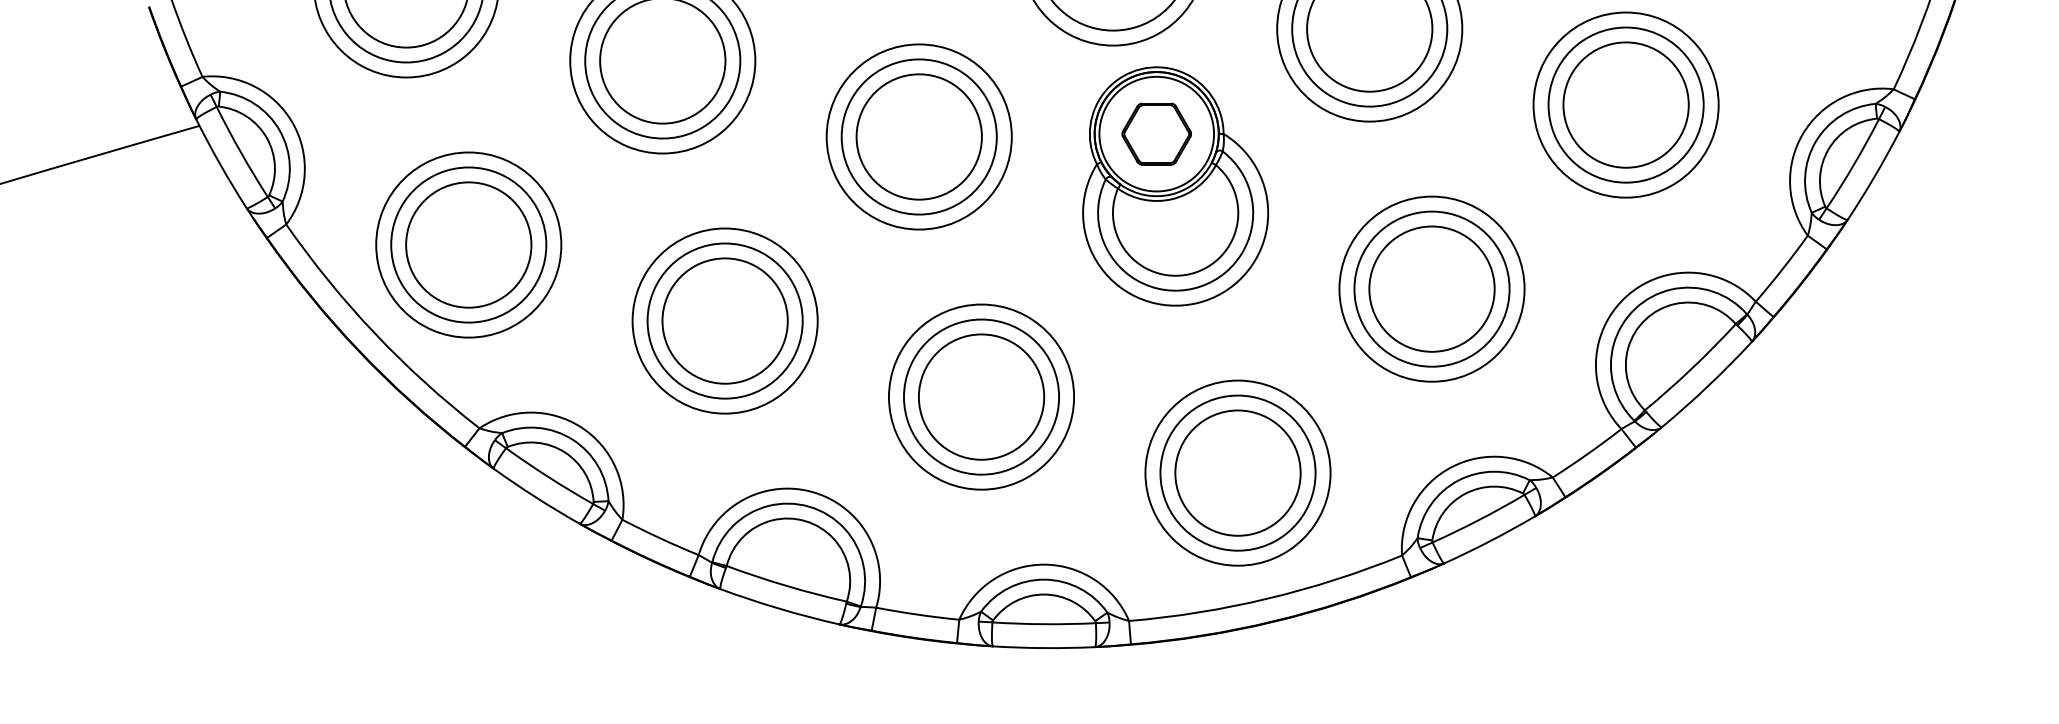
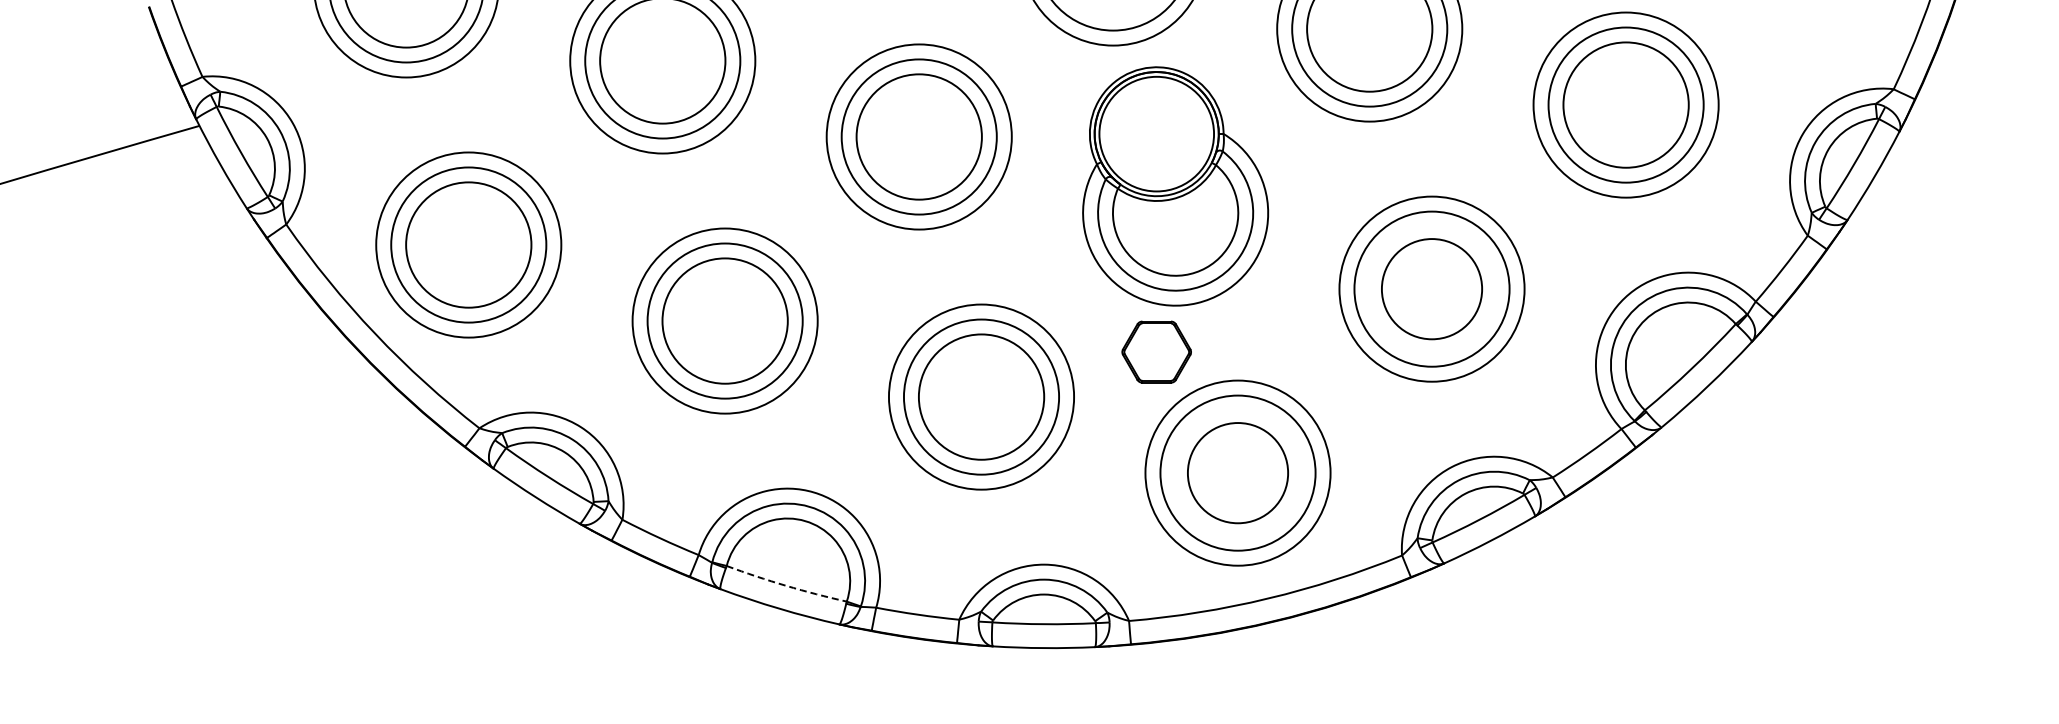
part position: (1156, 133) -> (1156, 351) (1156, 351)
circle diameter: 125 px -> 100 px (1431, 289)
circle diameter: 125 px -> 100 px (1237, 473)
arc: solid -> dashed (786, 585)
